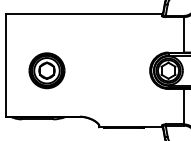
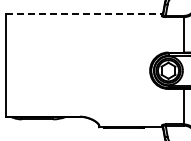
line: solid -> dashed (84, 14)
part: present -> none (46, 70)
